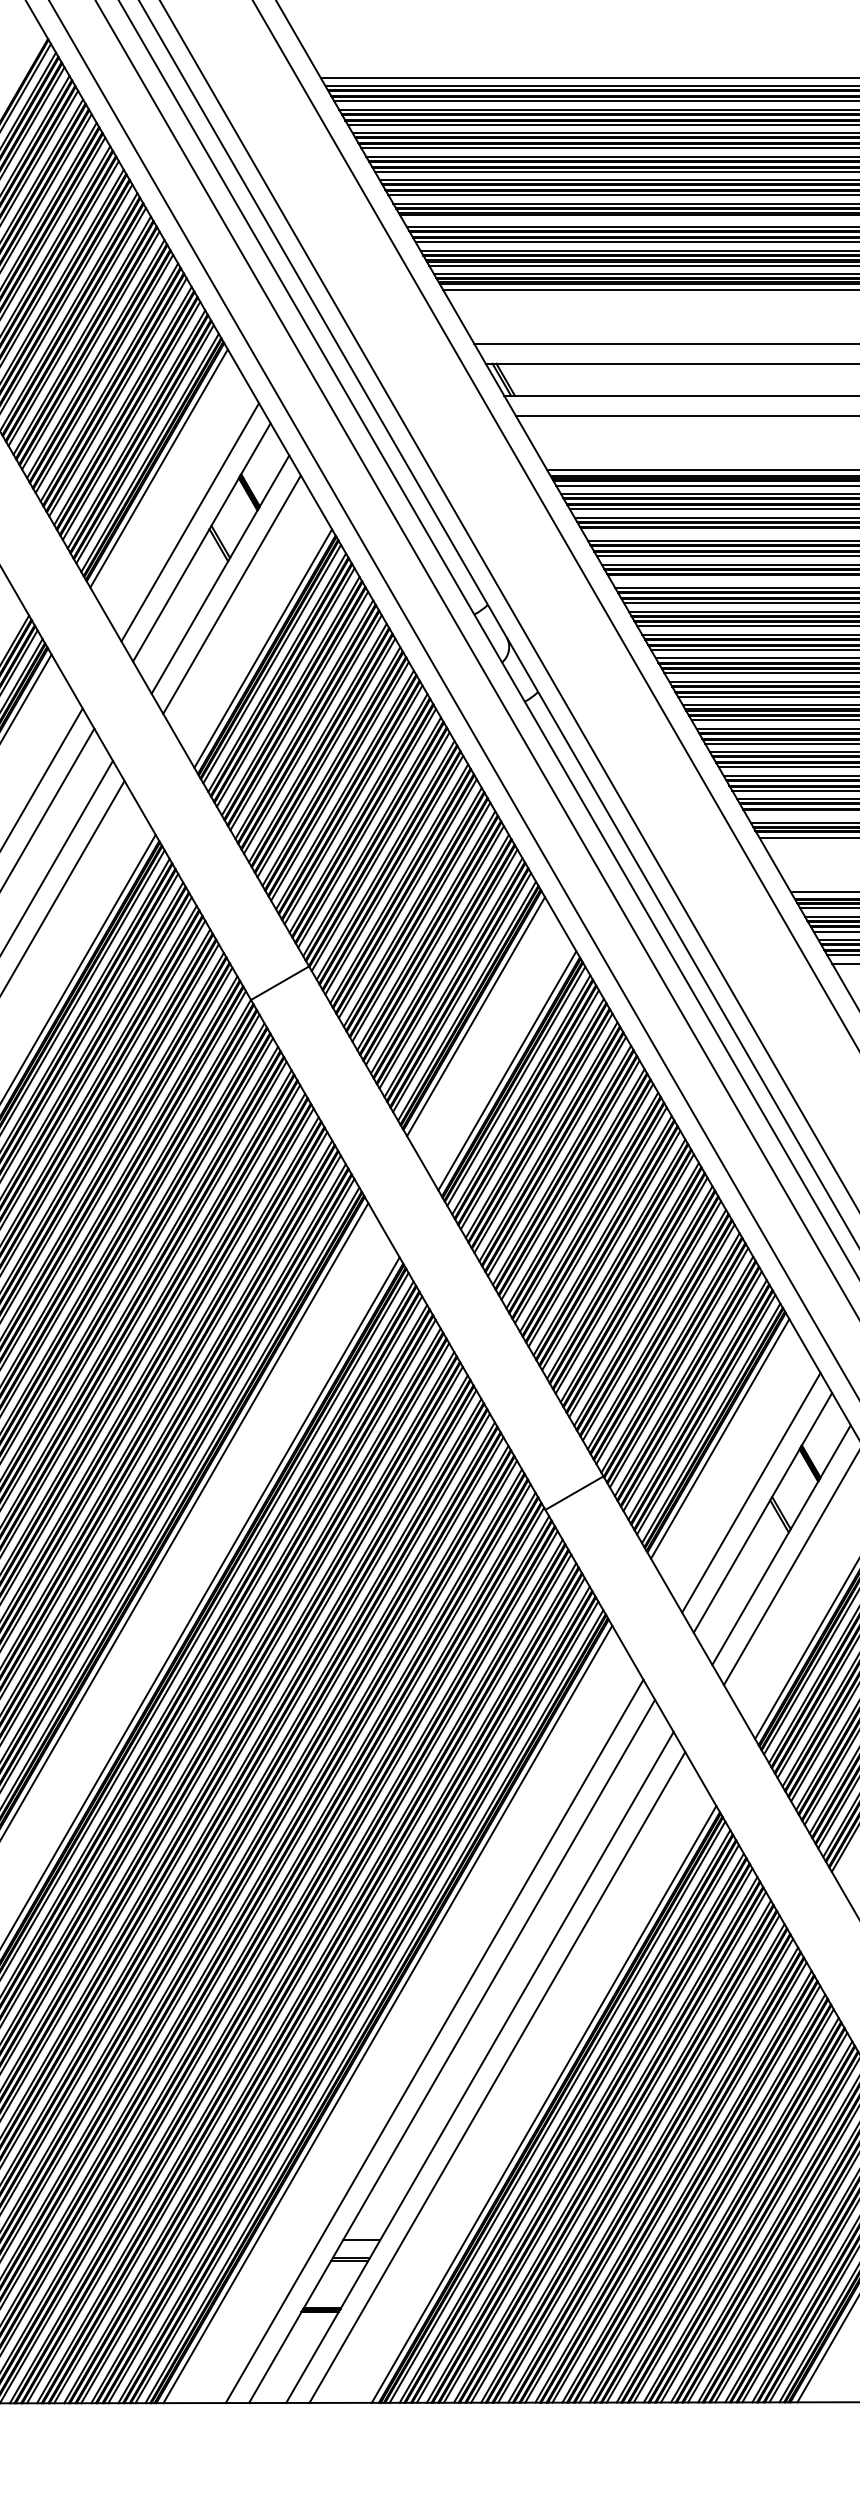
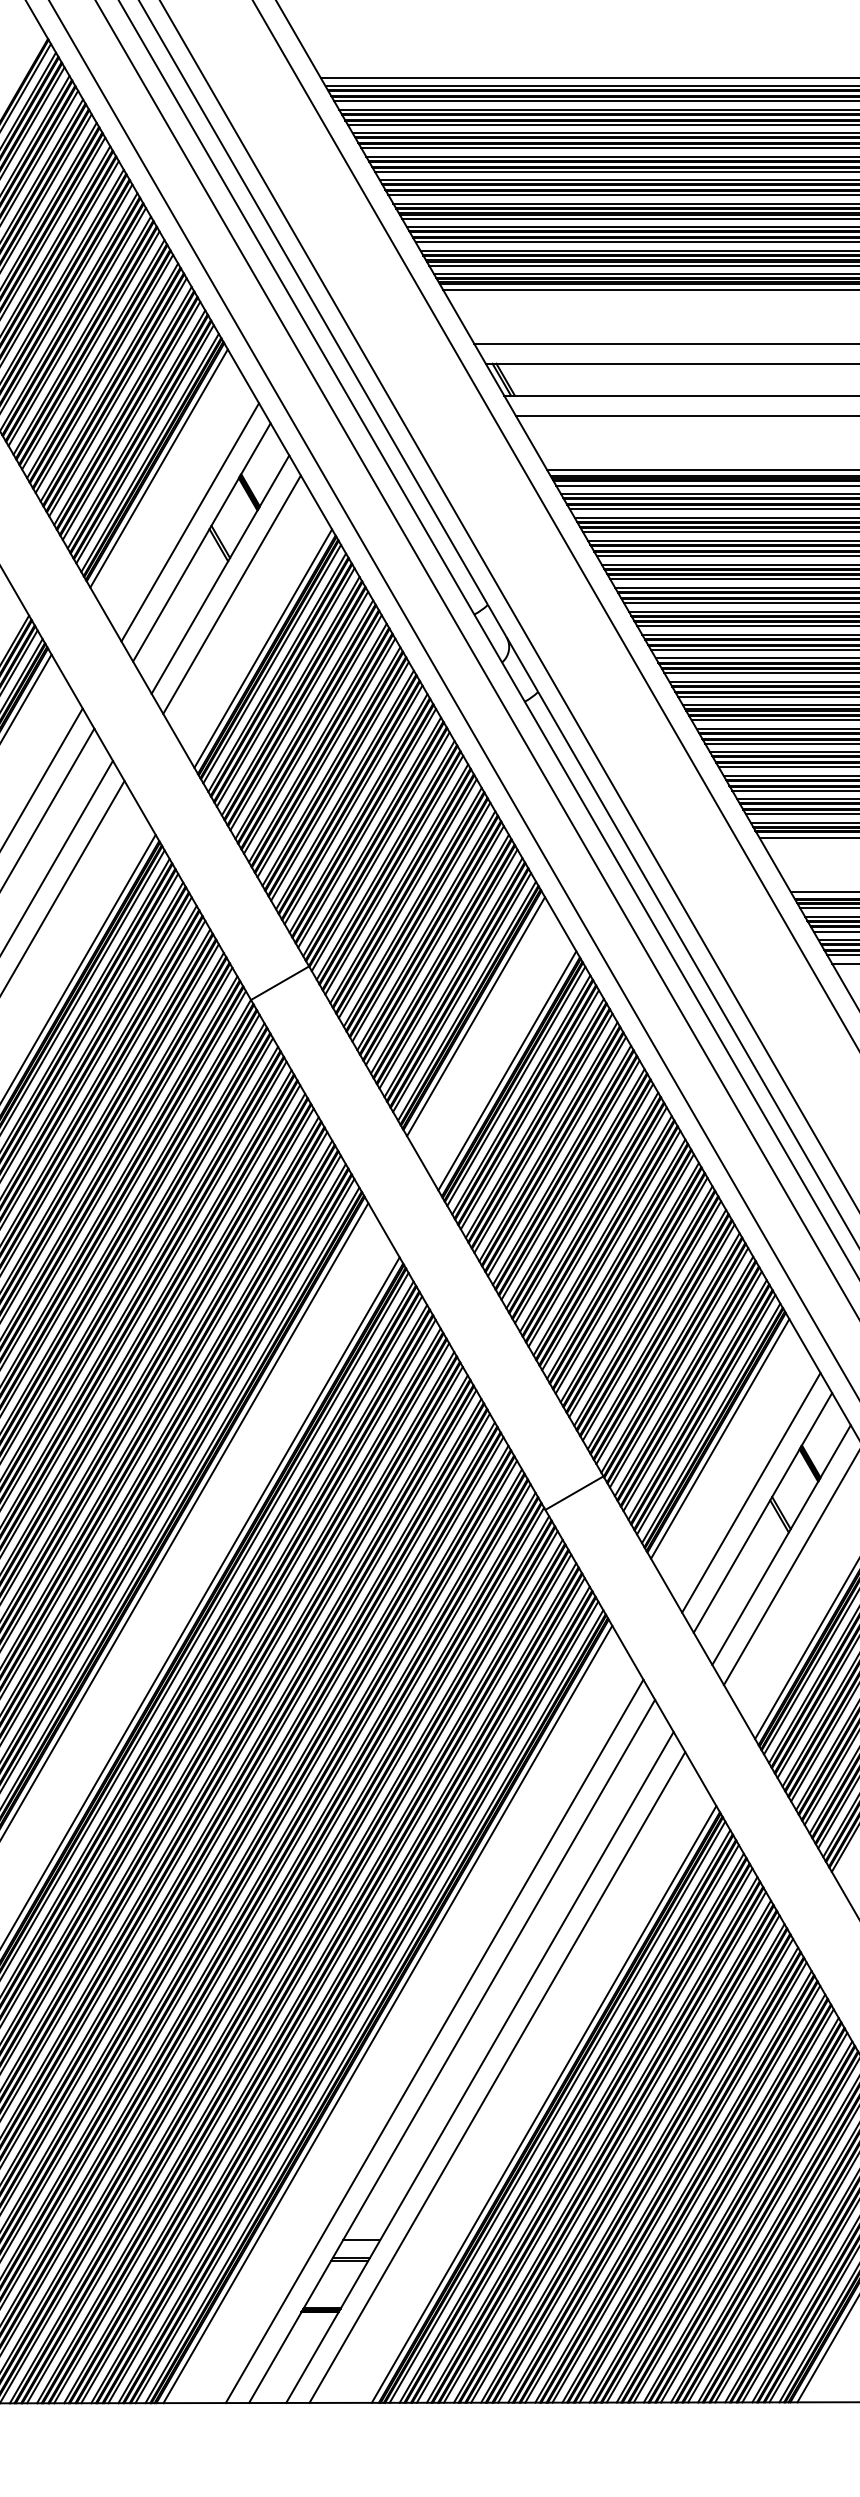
line: none -> present (628, 218)
line: none -> present (719, 532)
line: none -> present (733, 579)
line: none -> present (800, 814)
